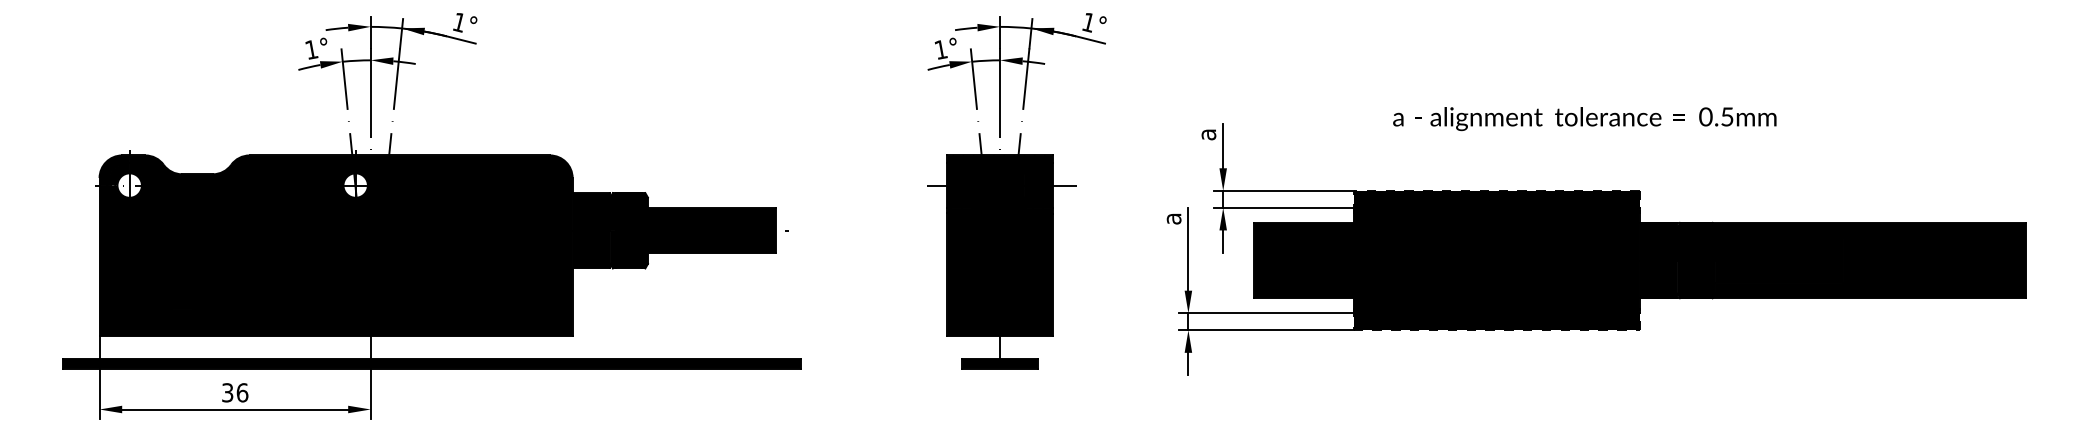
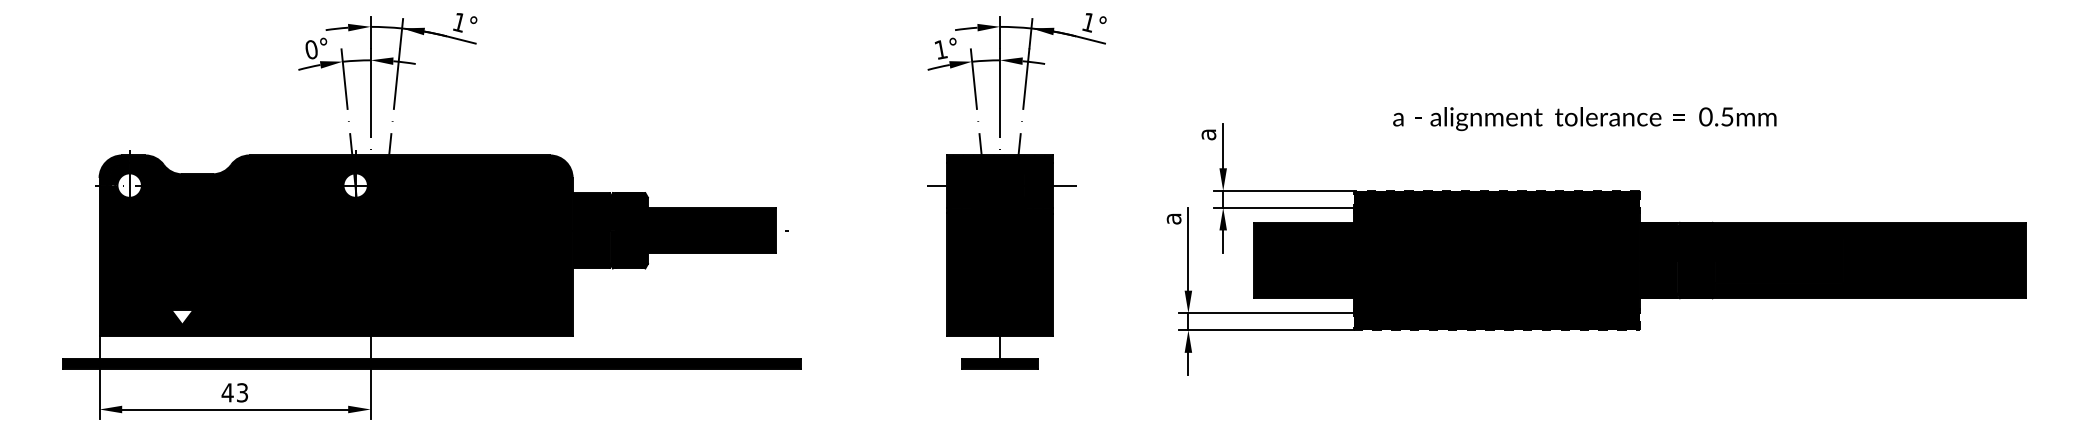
text: 1° -> 0° (311, 49)
fill: present -> none (182, 316)
text: 36 -> 43 (234, 392)
